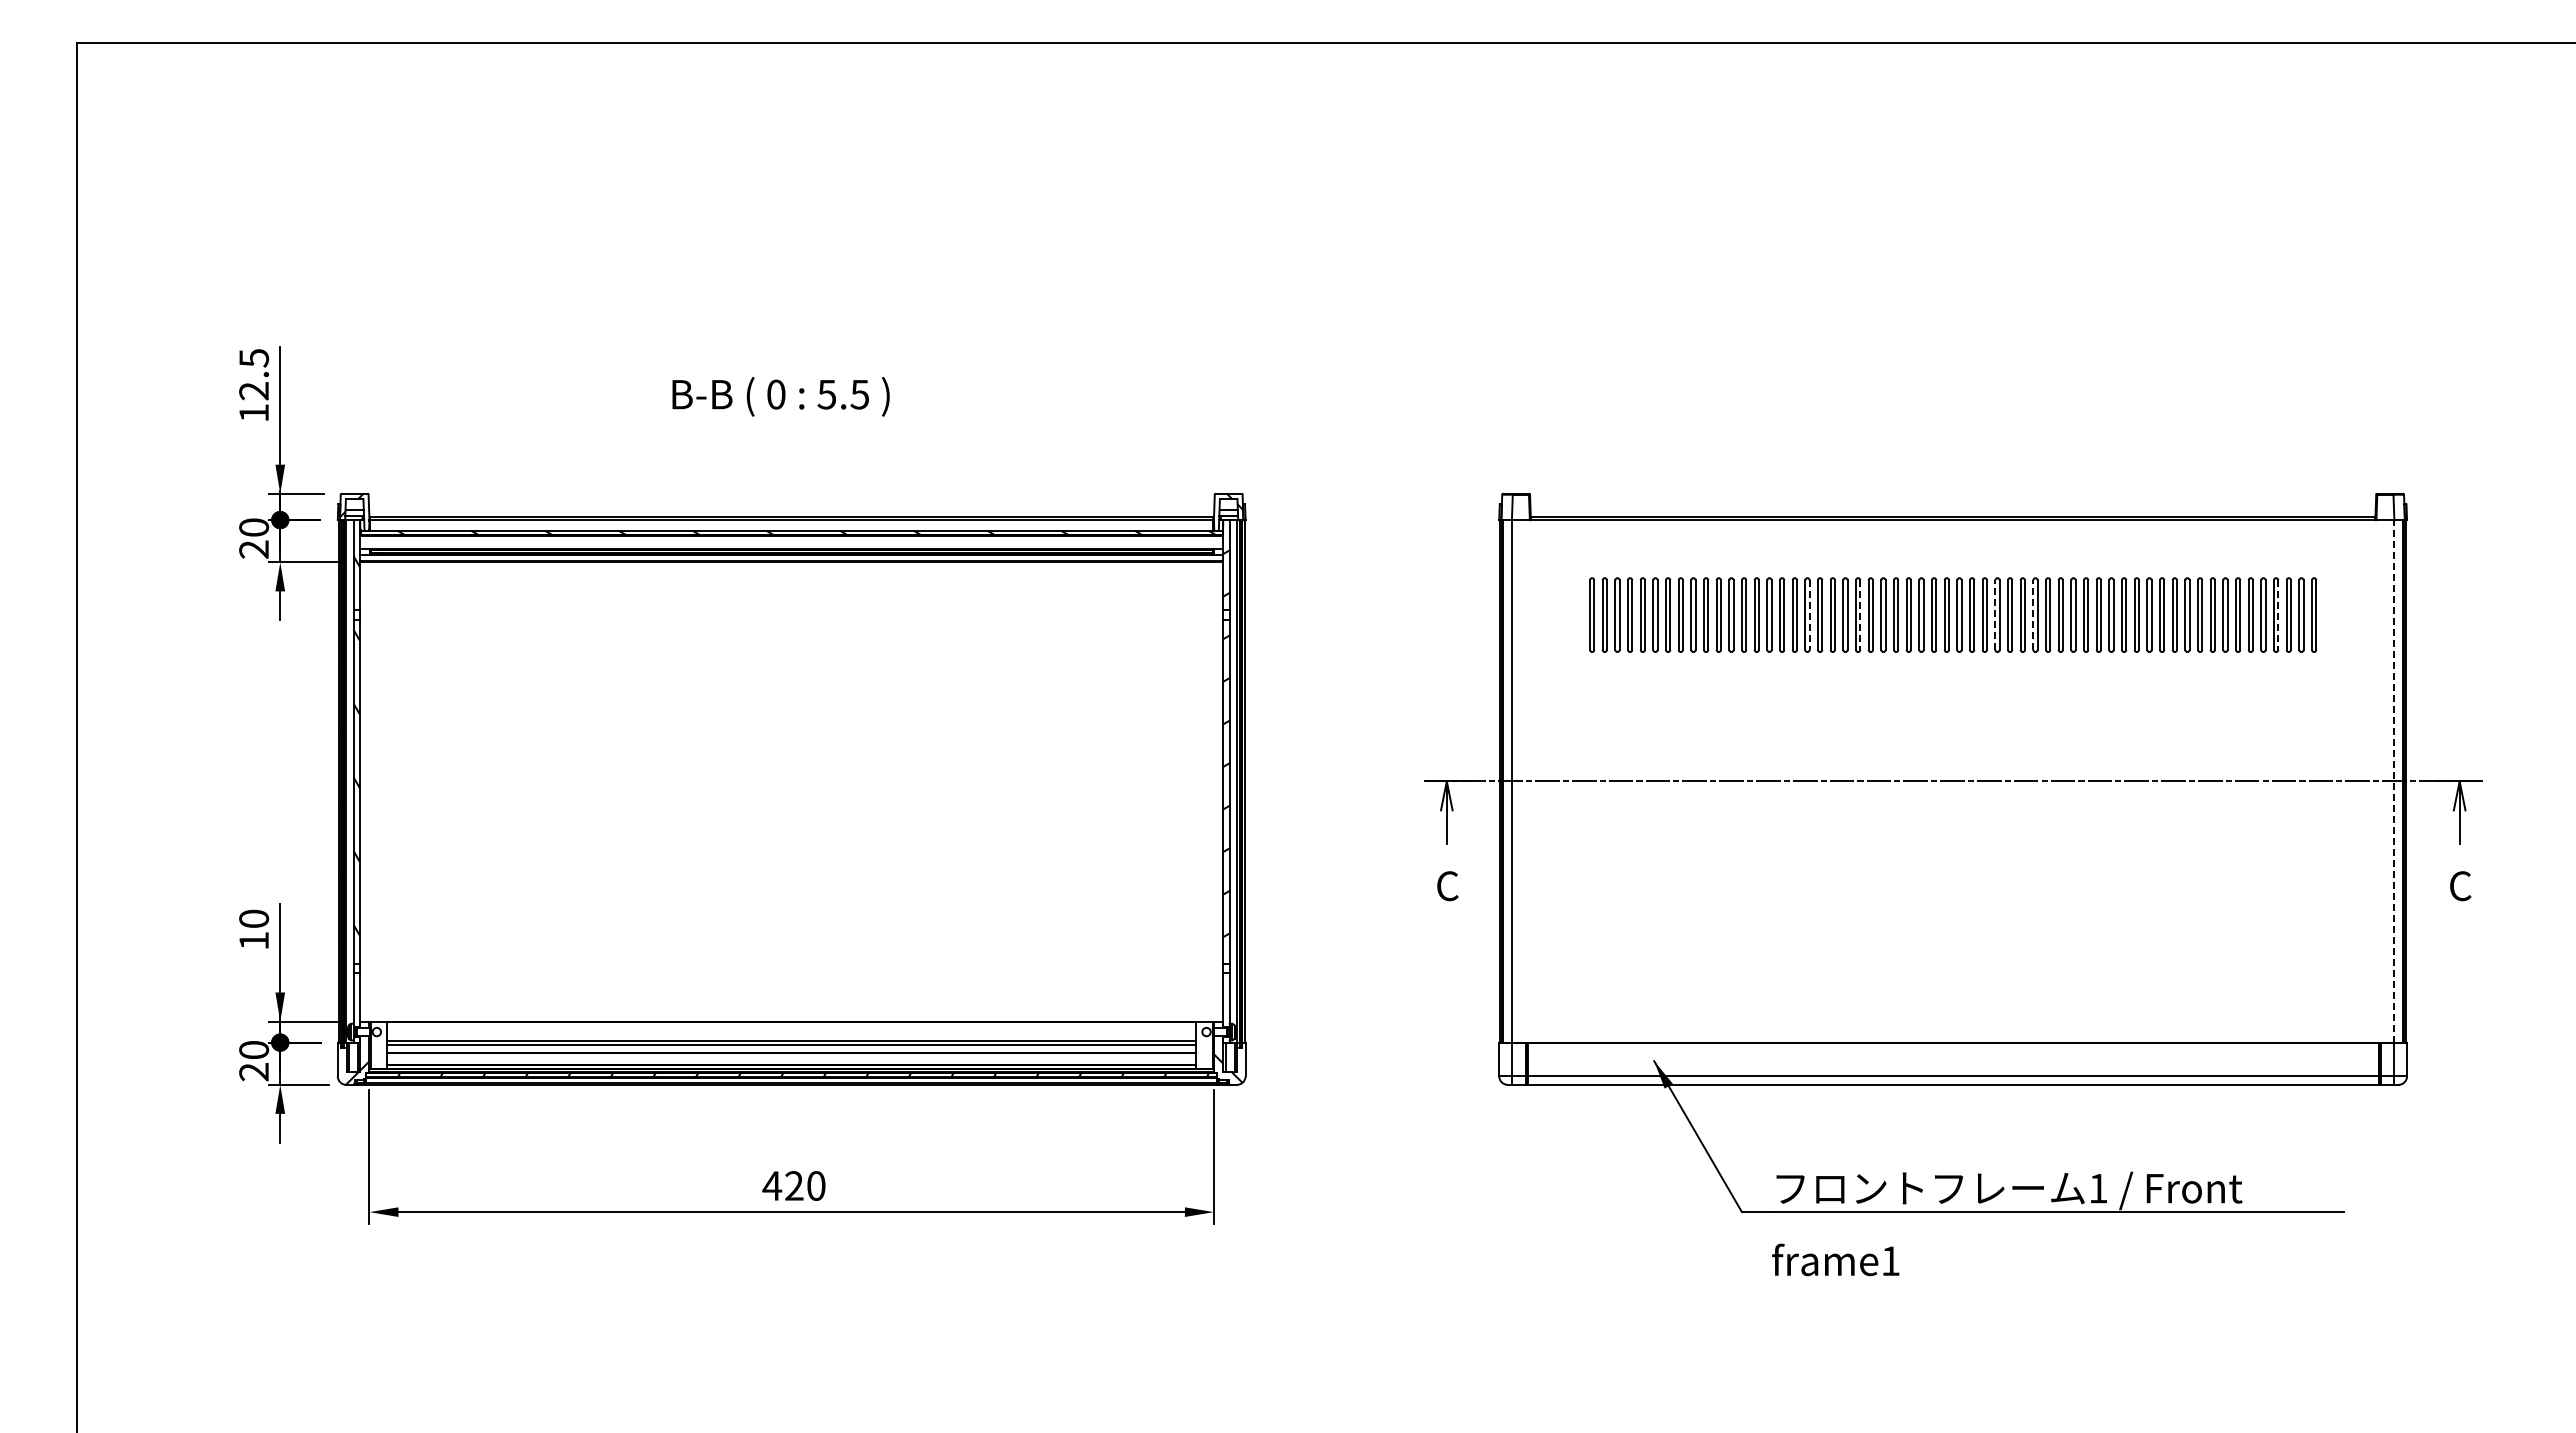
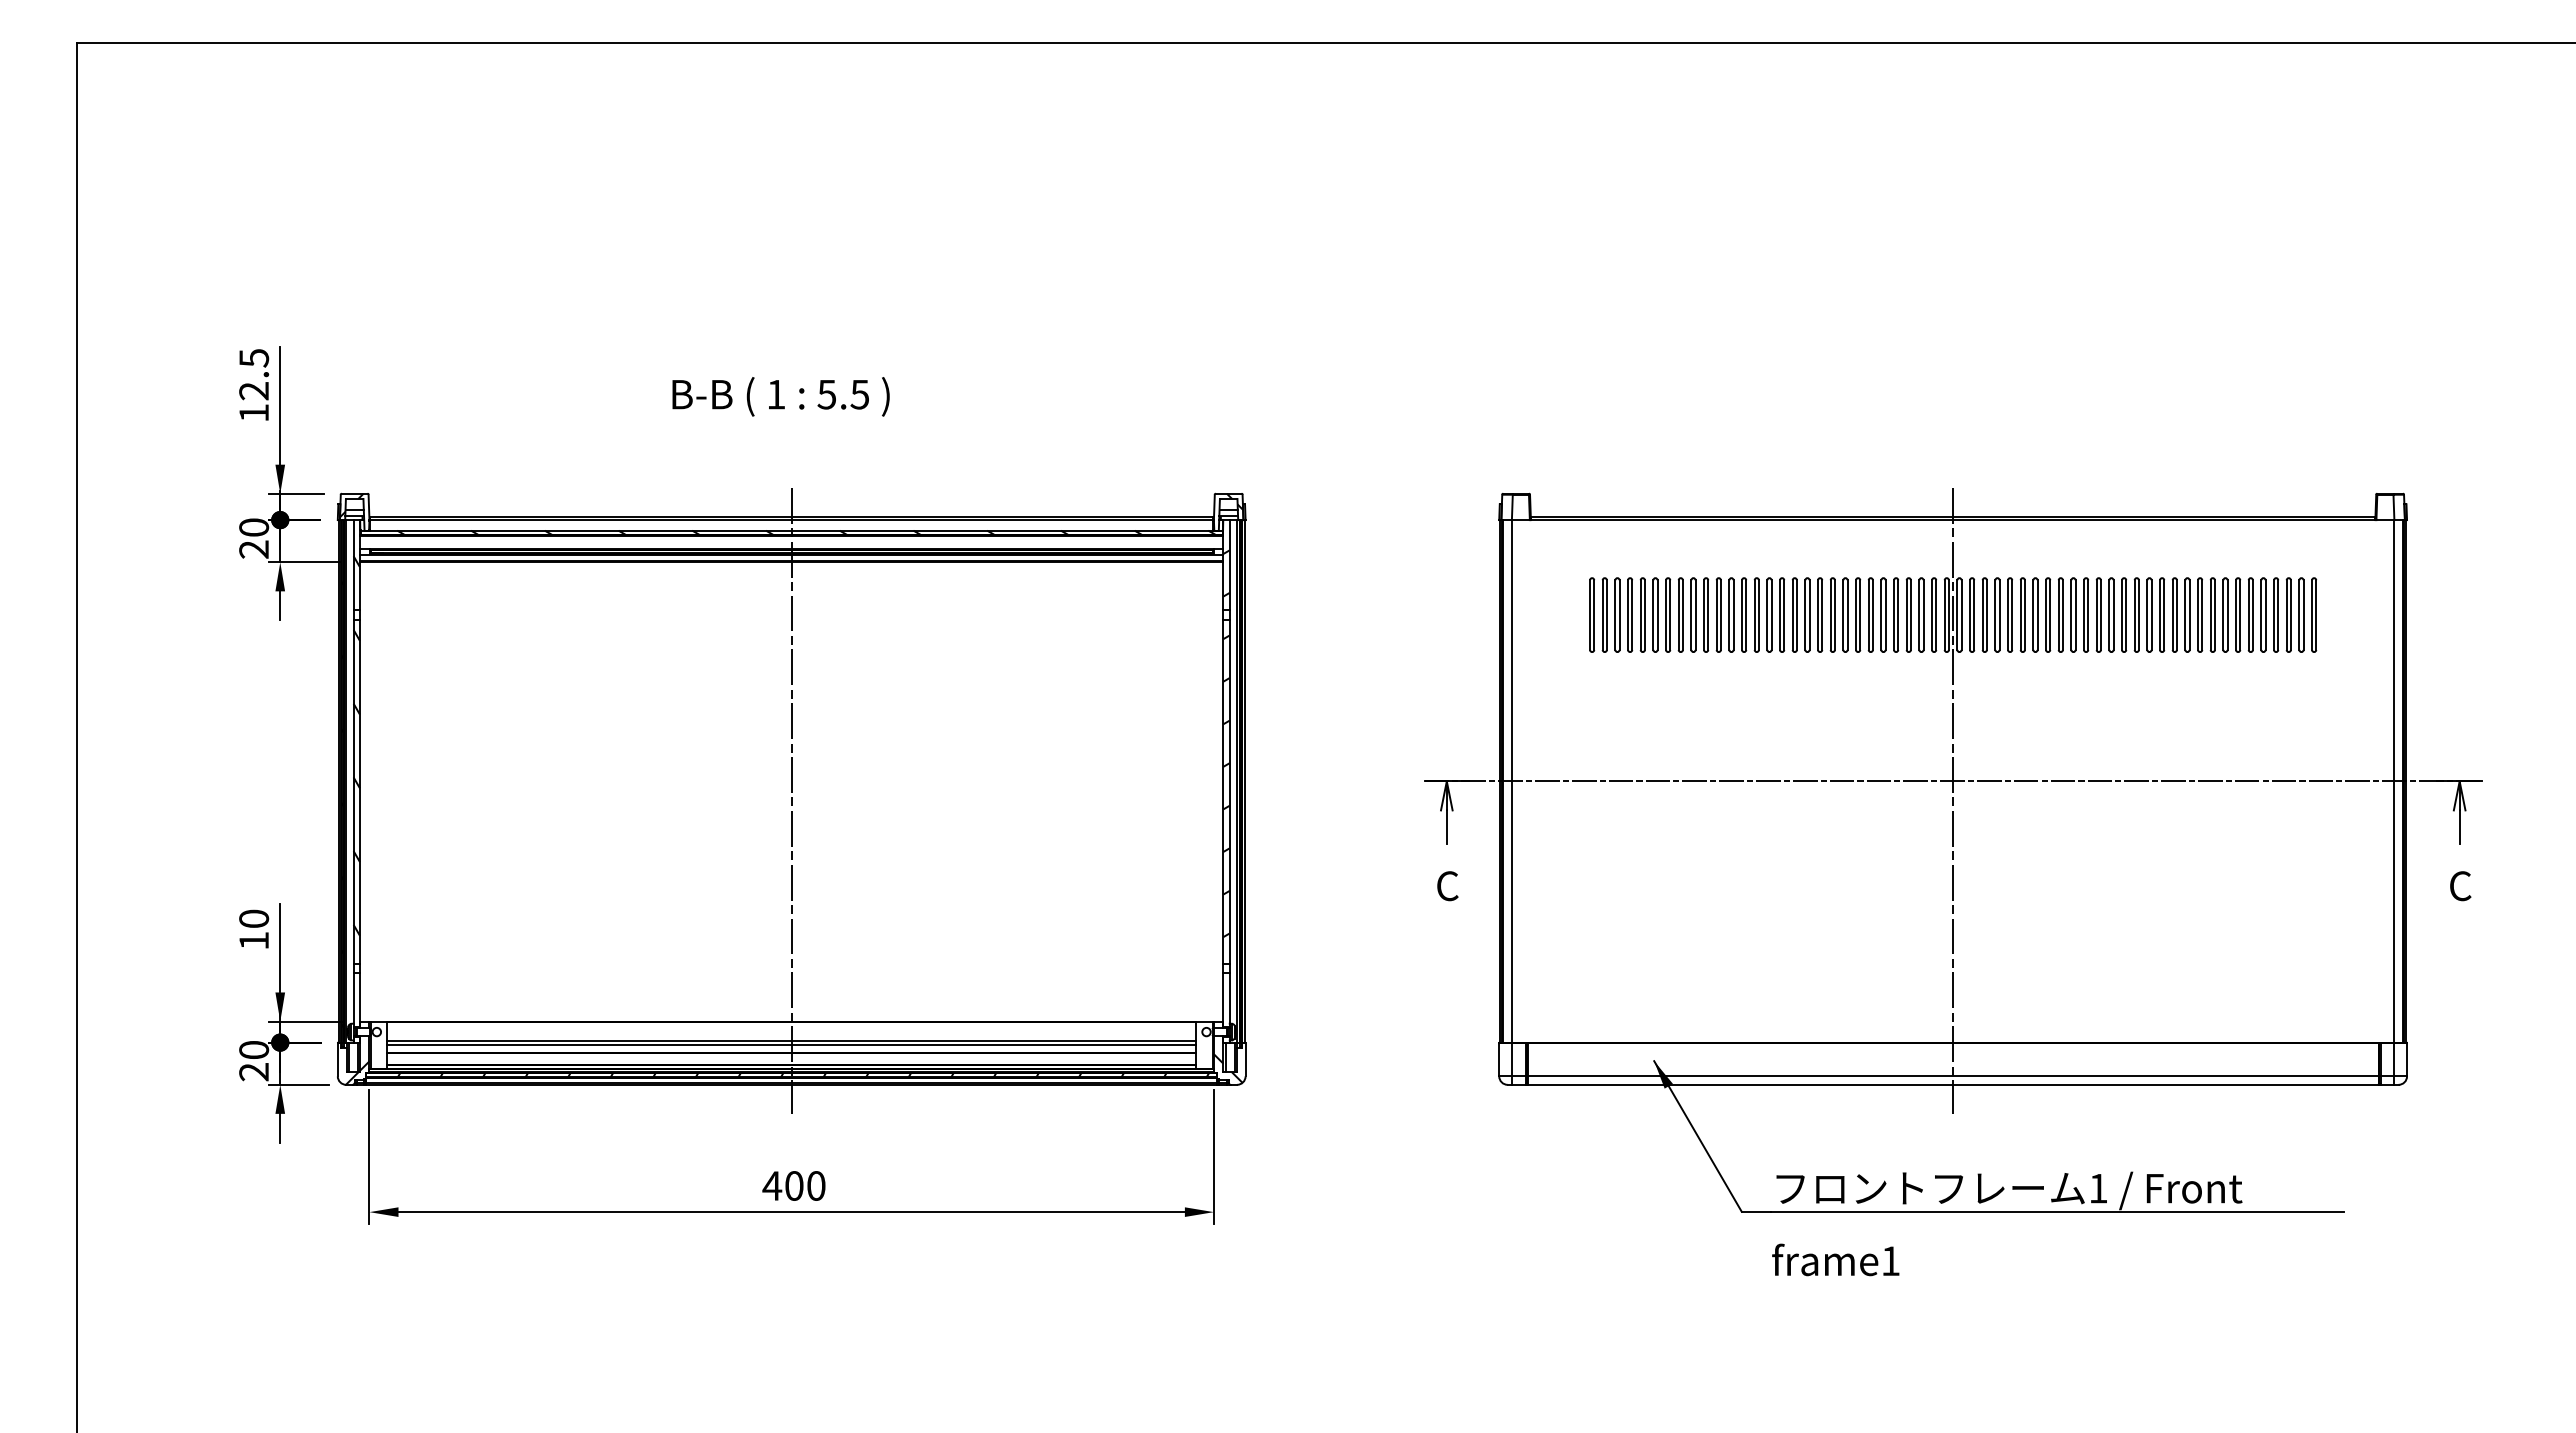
text: 0 -> 1 (776, 394)
line: dashed -> solid (1809, 615)
line: dashed -> solid (1860, 615)
line: dashed -> solid (1995, 615)
line: dashed -> solid (2033, 615)
line: dashed -> solid (2278, 615)
line: dashed -> solid (2393, 780)
line: none -> present (791, 800)
line: none -> present (1953, 800)
text: 420 -> 400 (794, 1185)
